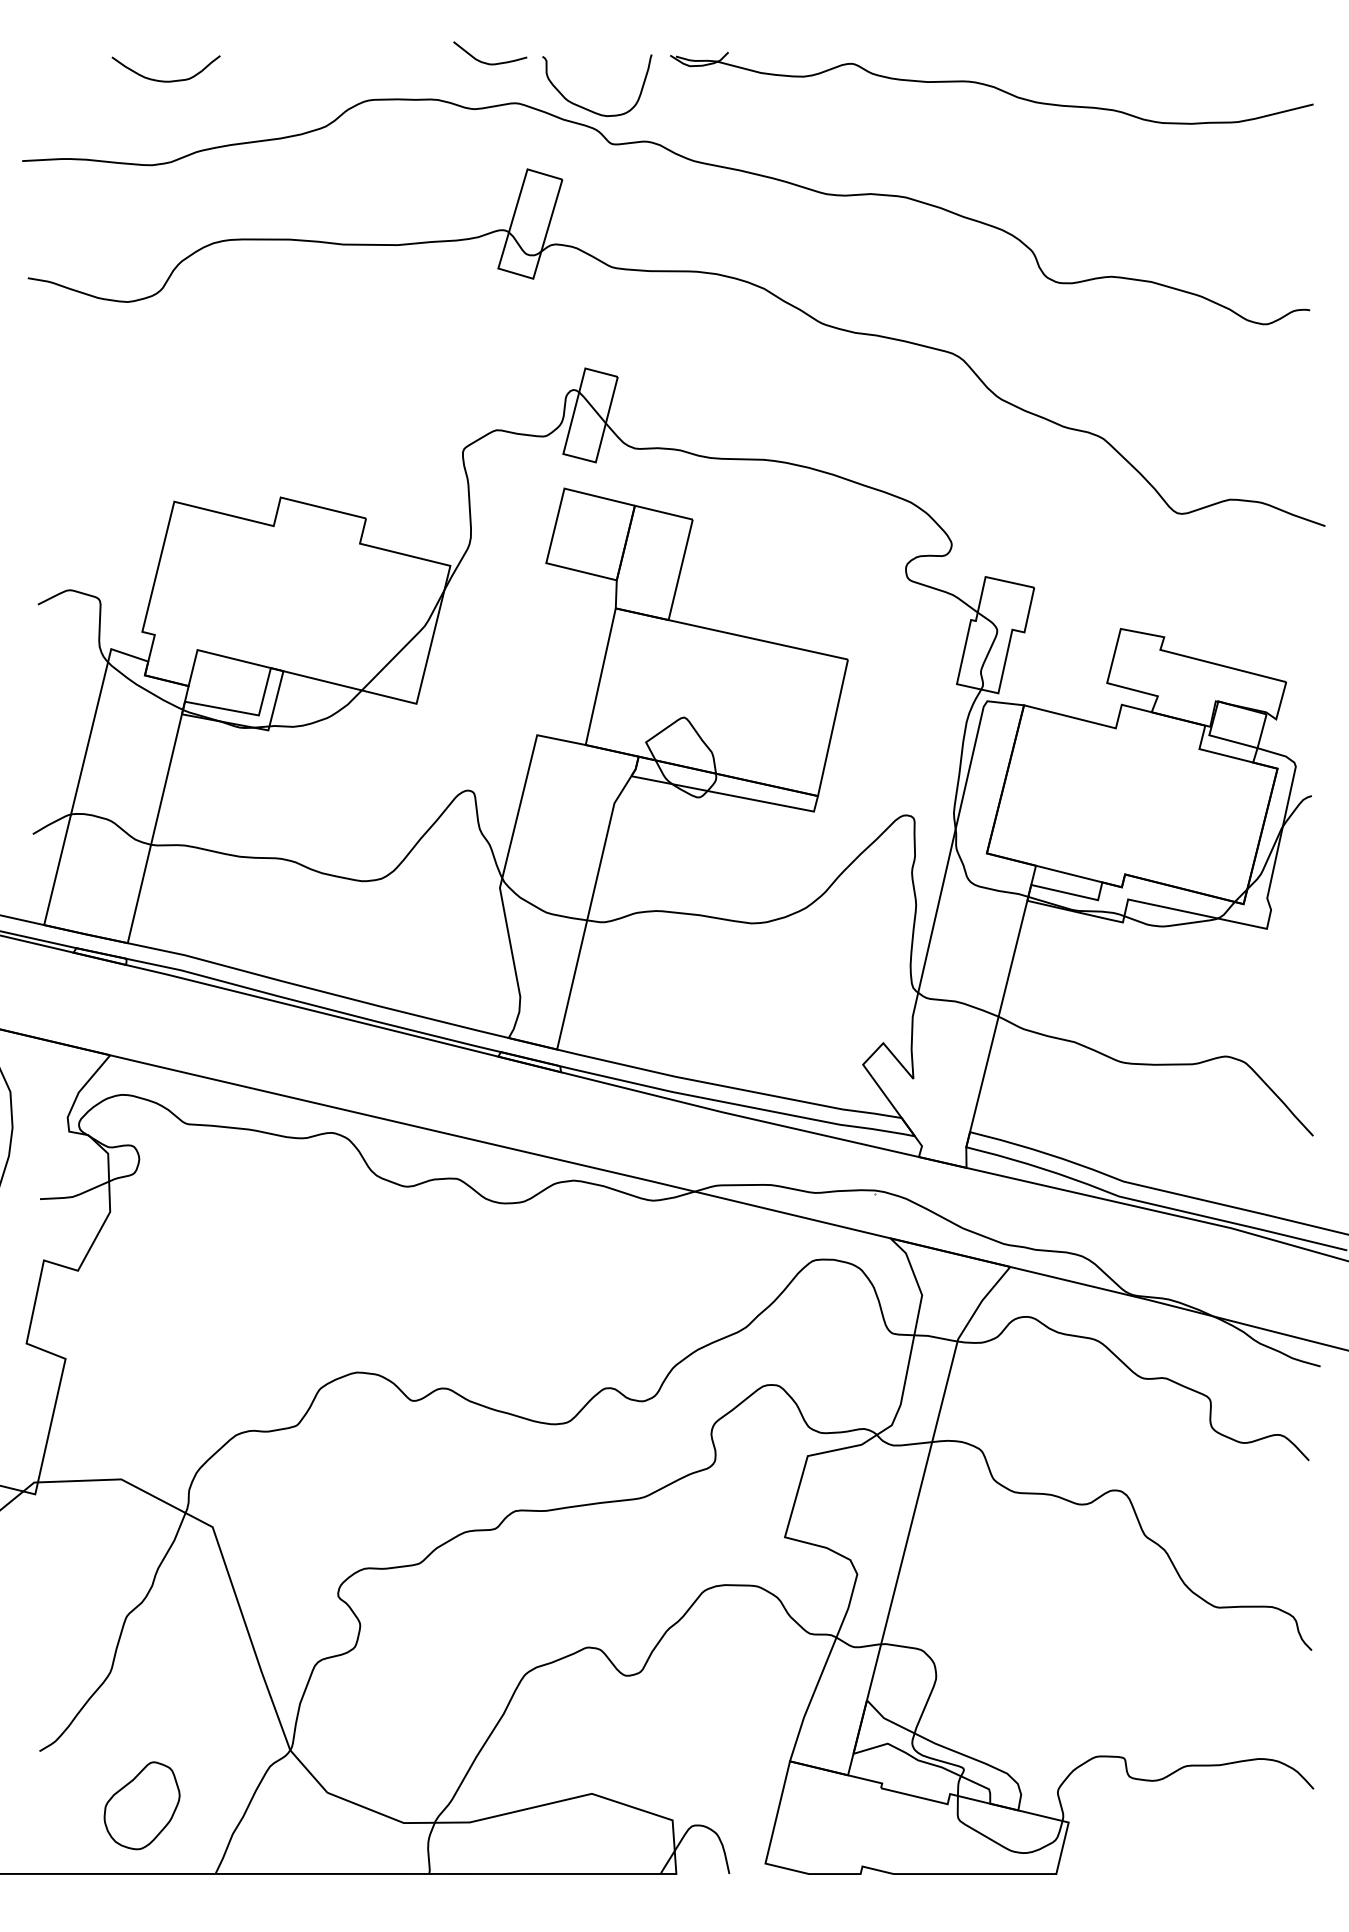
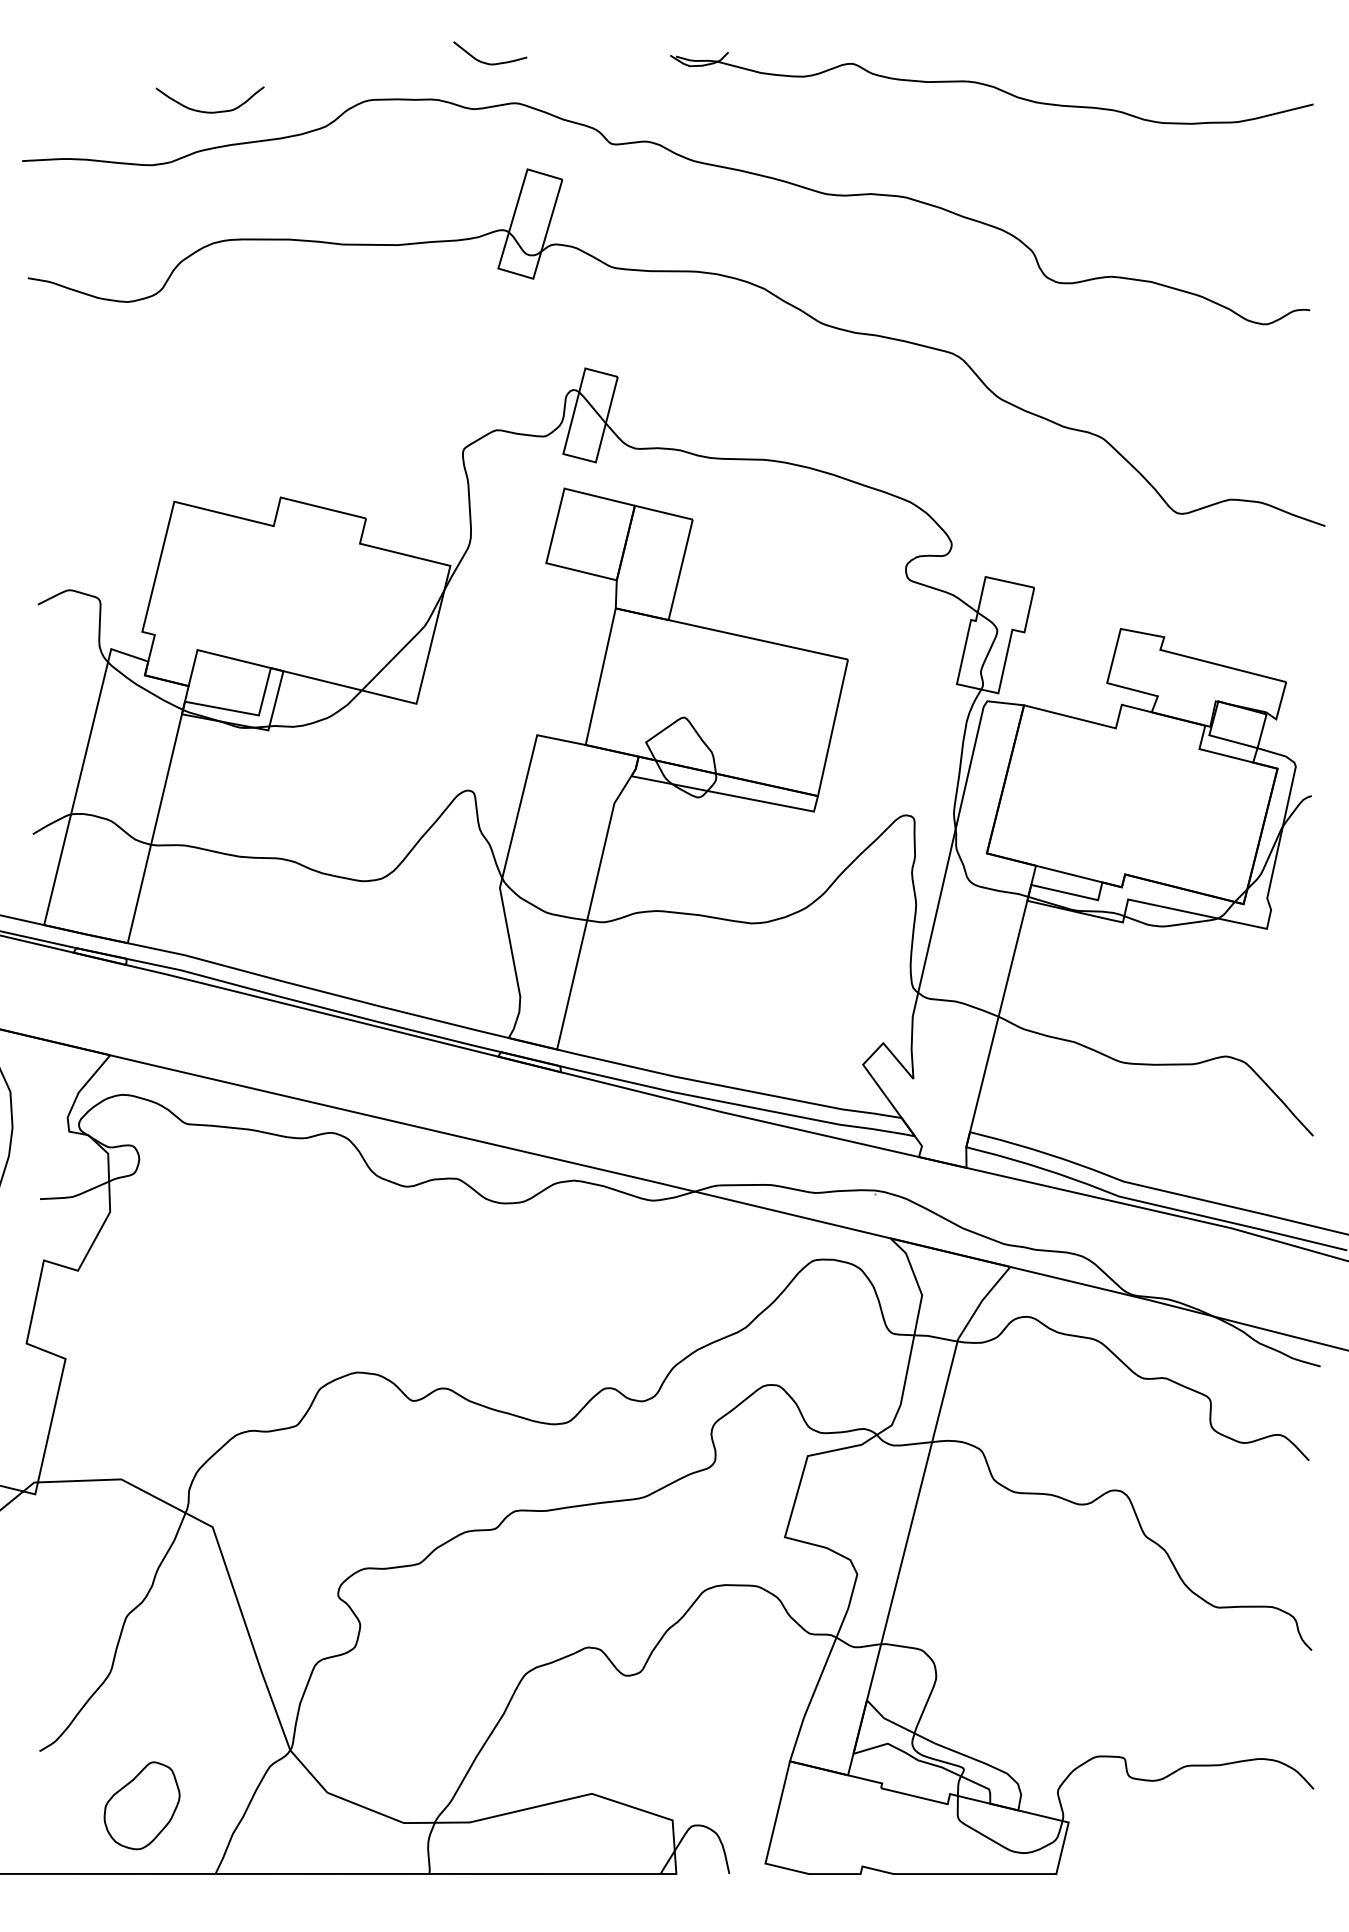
curve position: (165, 80) -> (209, 111) (209, 111)
curve: present -> none (585, 107)
